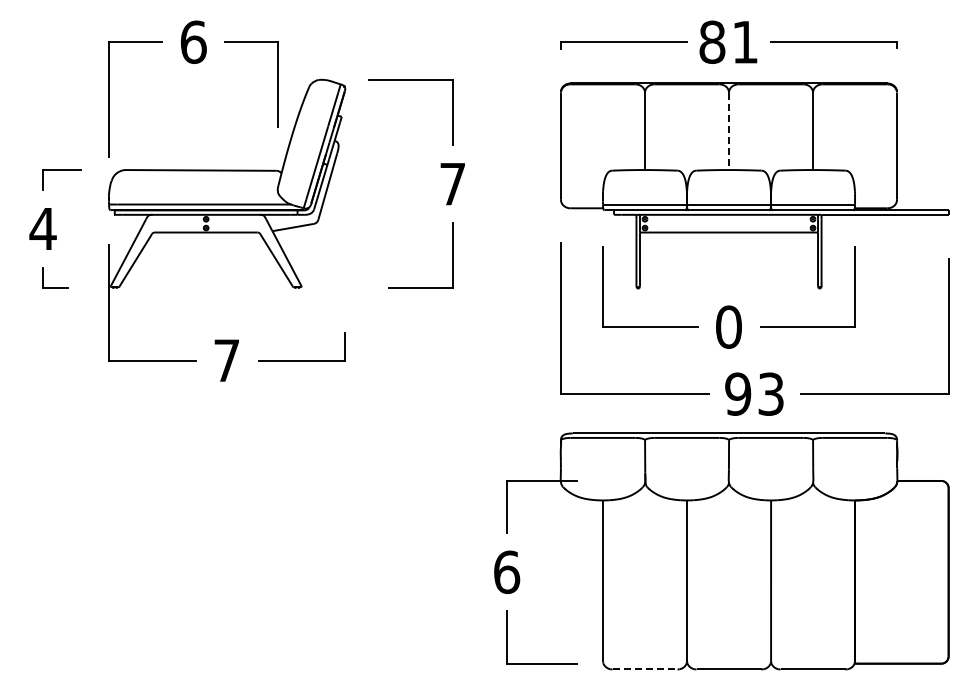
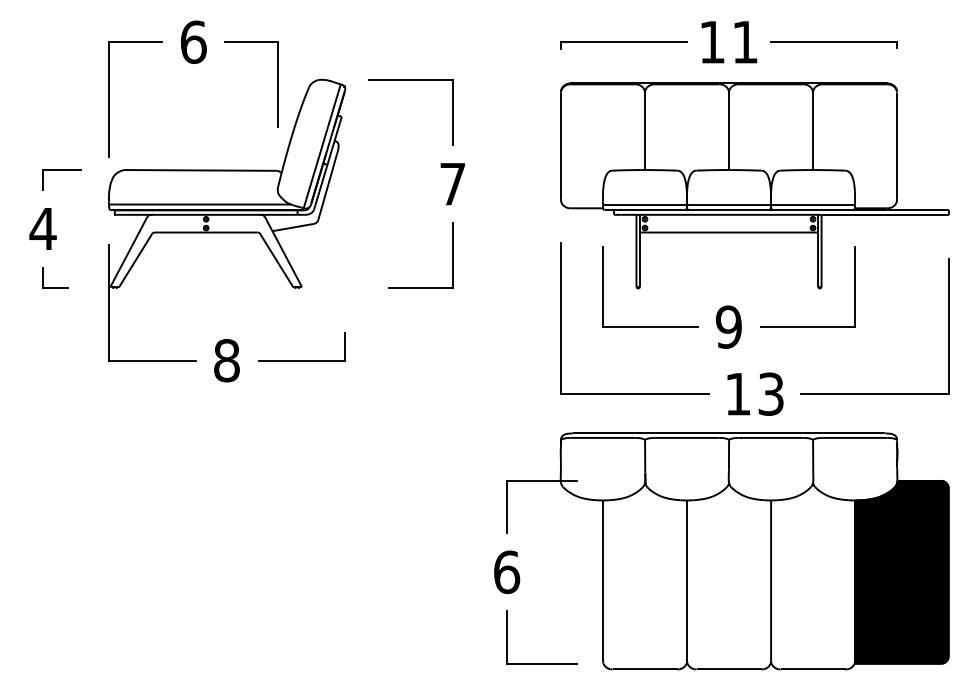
text: 81 -> 11 (712, 41)
line: dashed -> solid (729, 131)
text: 0 -> 9 (728, 326)
text: 7 -> 8 (226, 360)
text: 93 -> 13 (738, 393)
fill: none -> present (901, 571)
line: dashed -> solid (645, 669)
